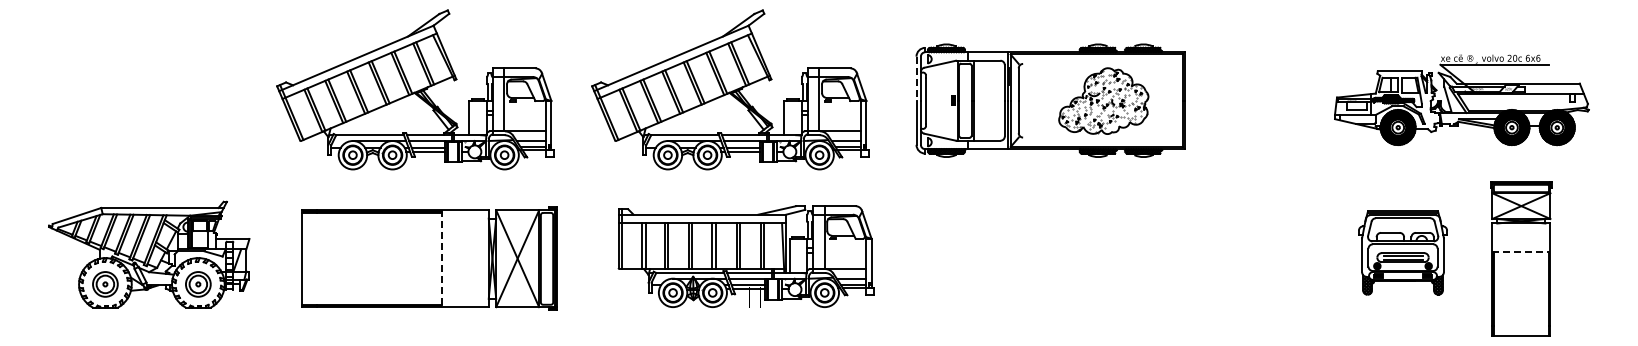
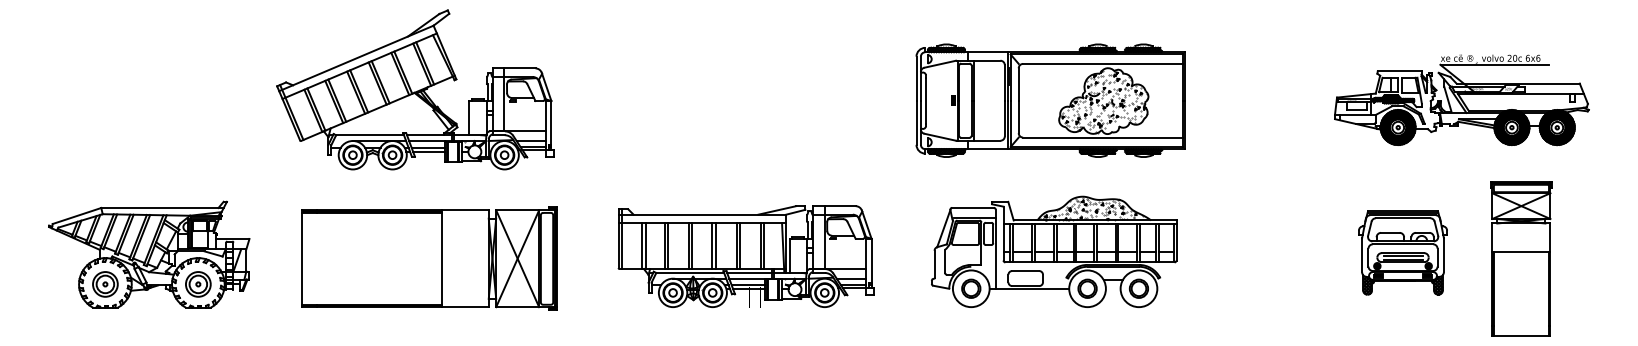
line: none -> present (1103, 63)
line: dashed -> solid (916, 79)
part: present -> none (730, 89)
line: none -> present (1103, 137)
part: none -> present (1054, 251)
line: dashed -> solid (1521, 251)
line: dashed -> solid (441, 259)
